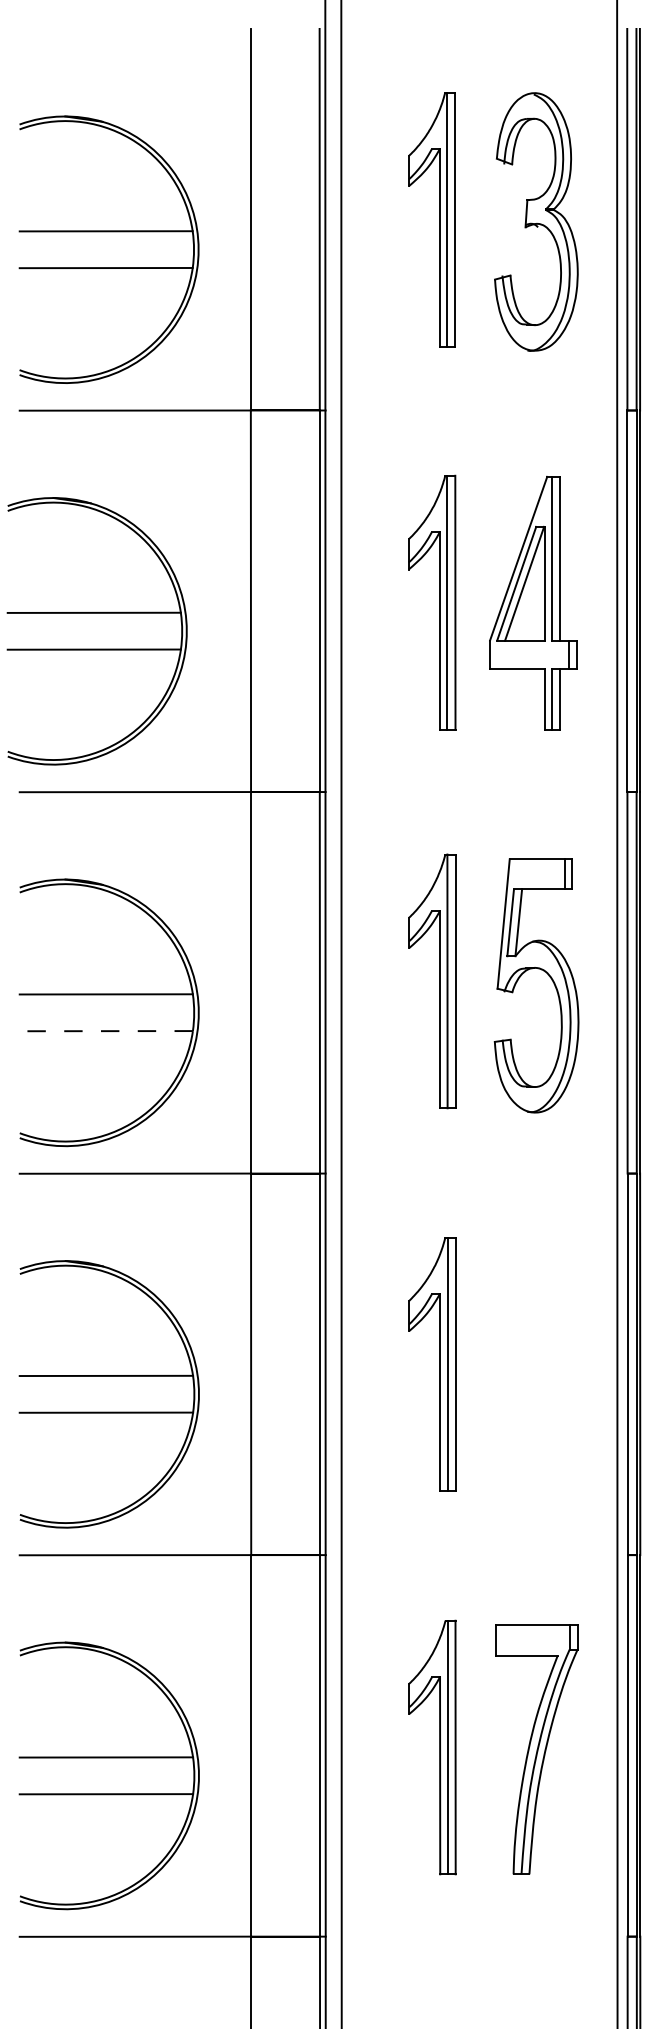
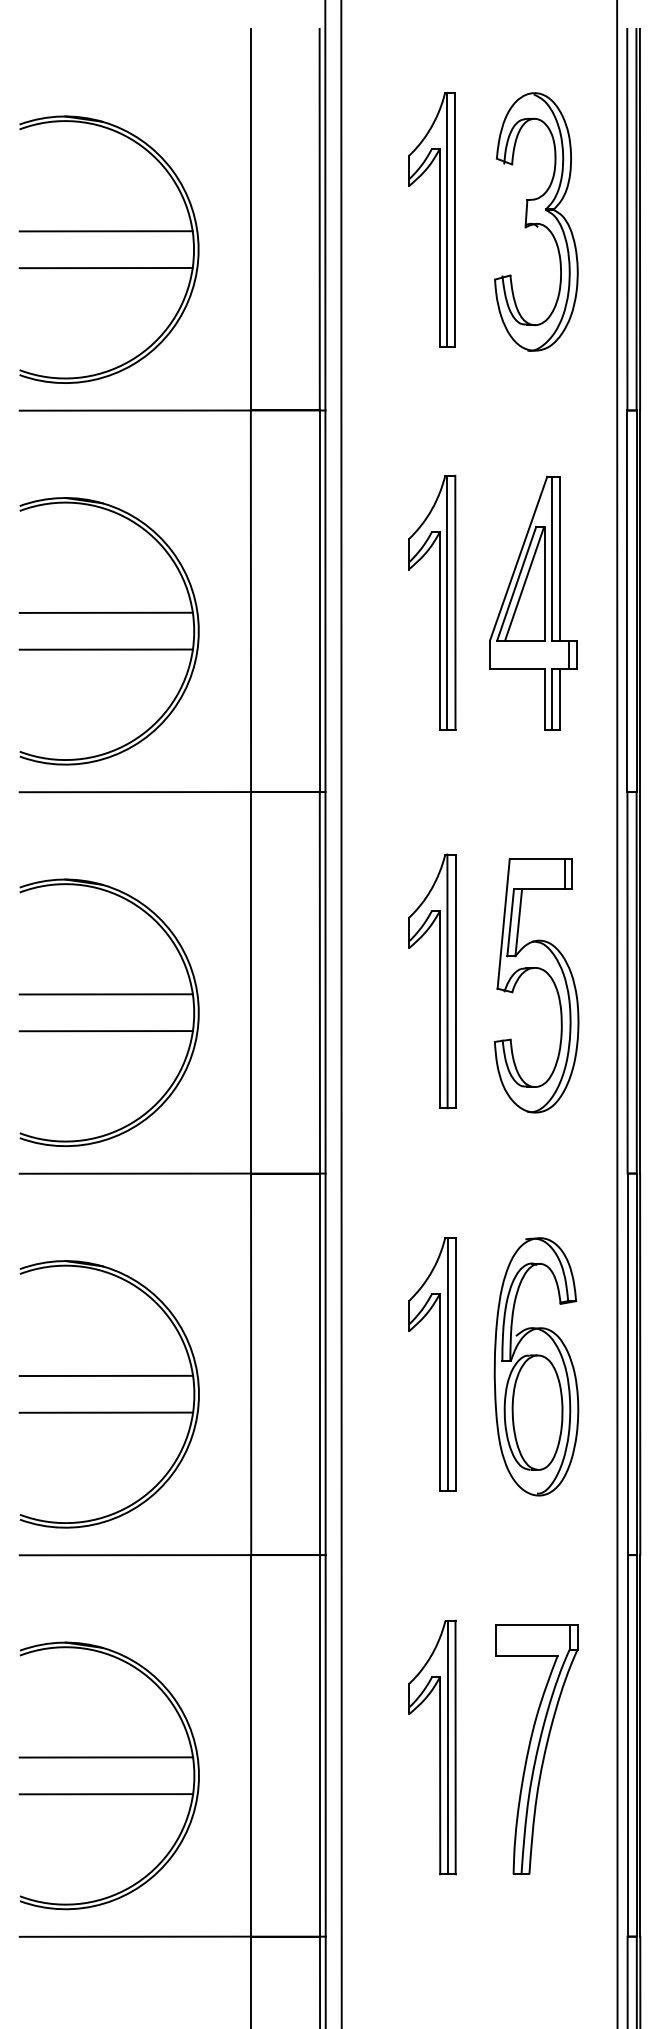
part position: (96, 648) -> (108, 648) (108, 648)
line: dashed -> solid (106, 1031)
part: none -> present (536, 1366)
